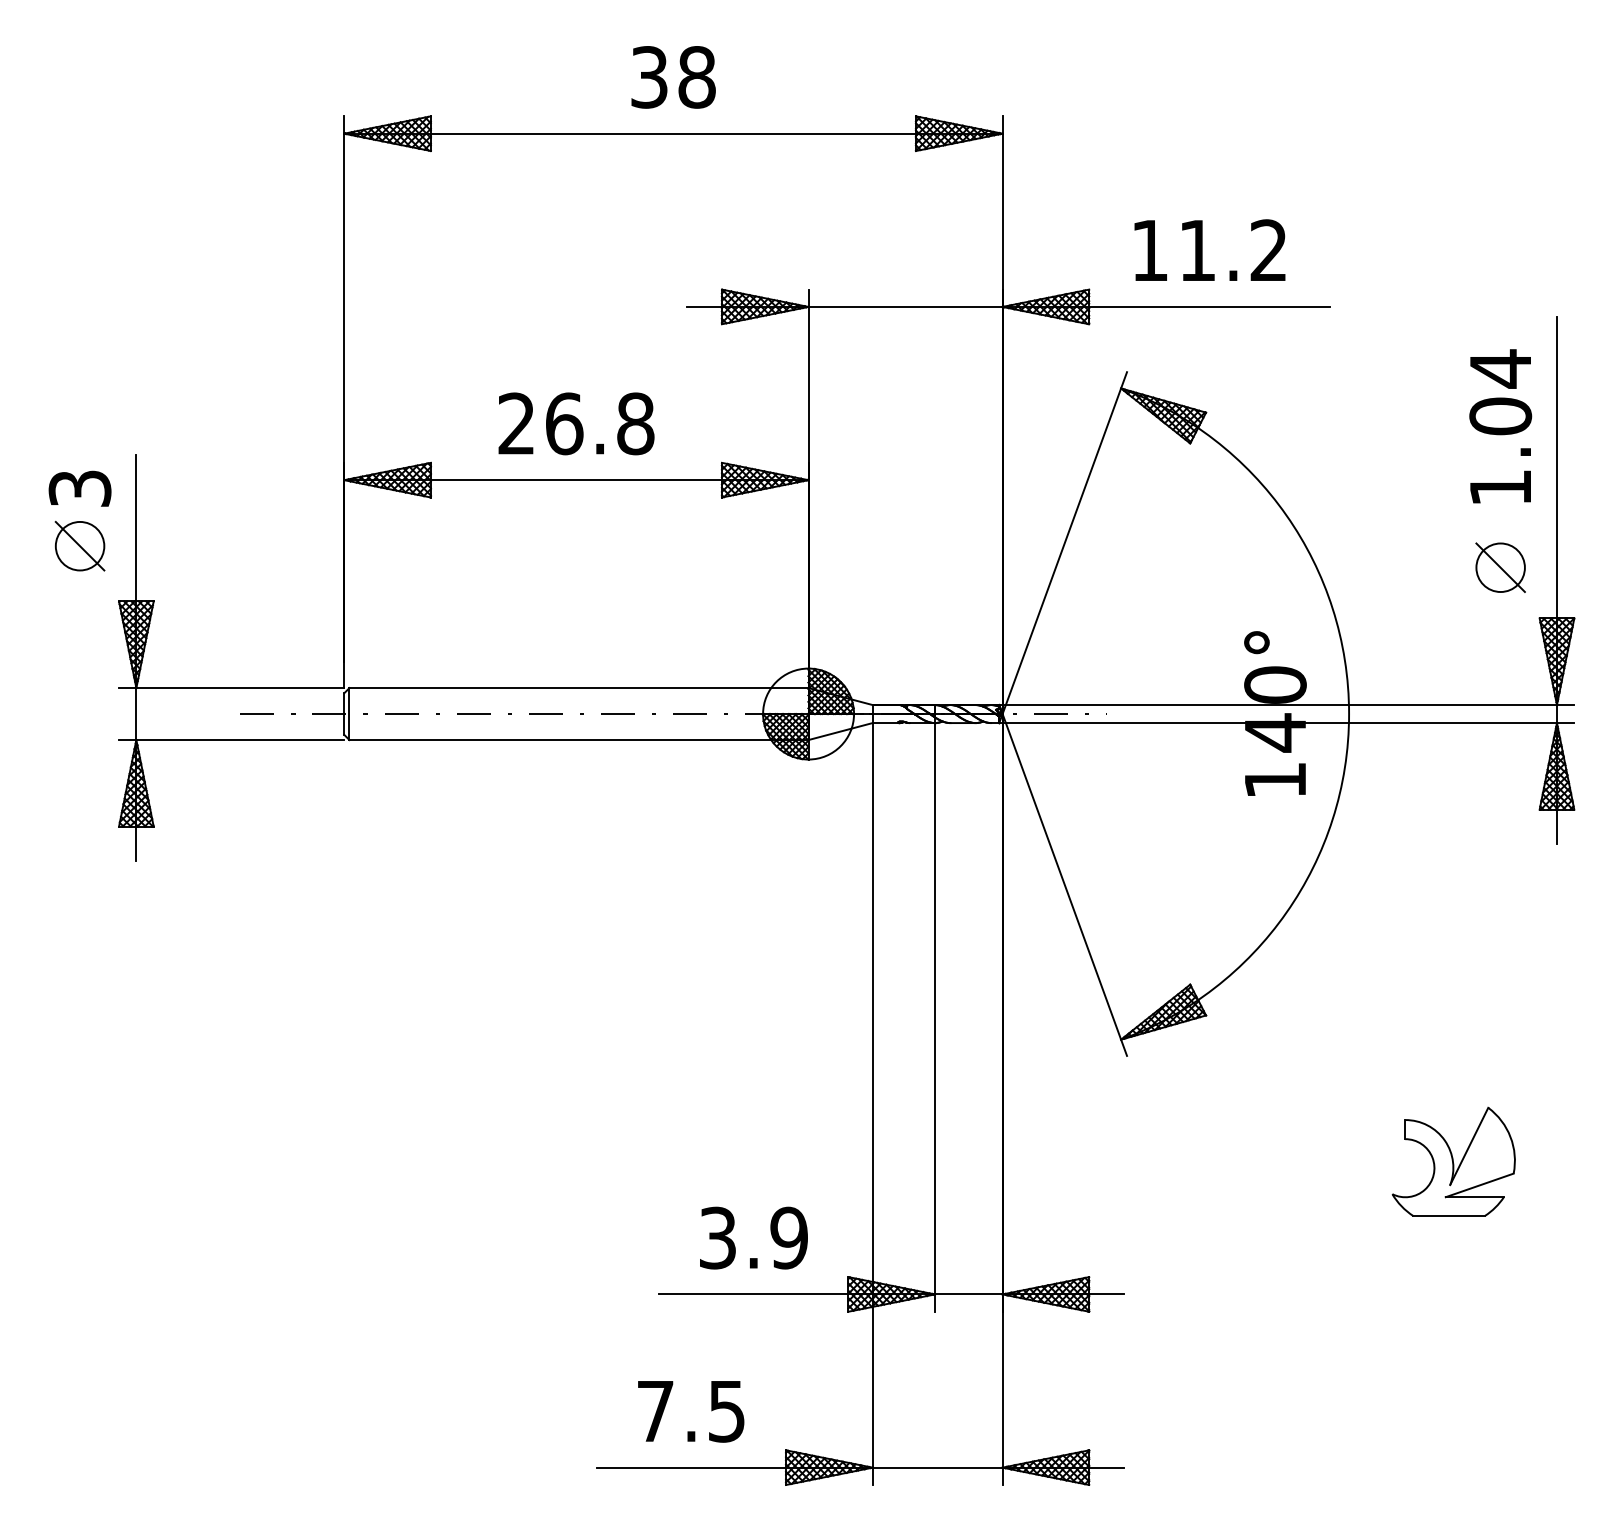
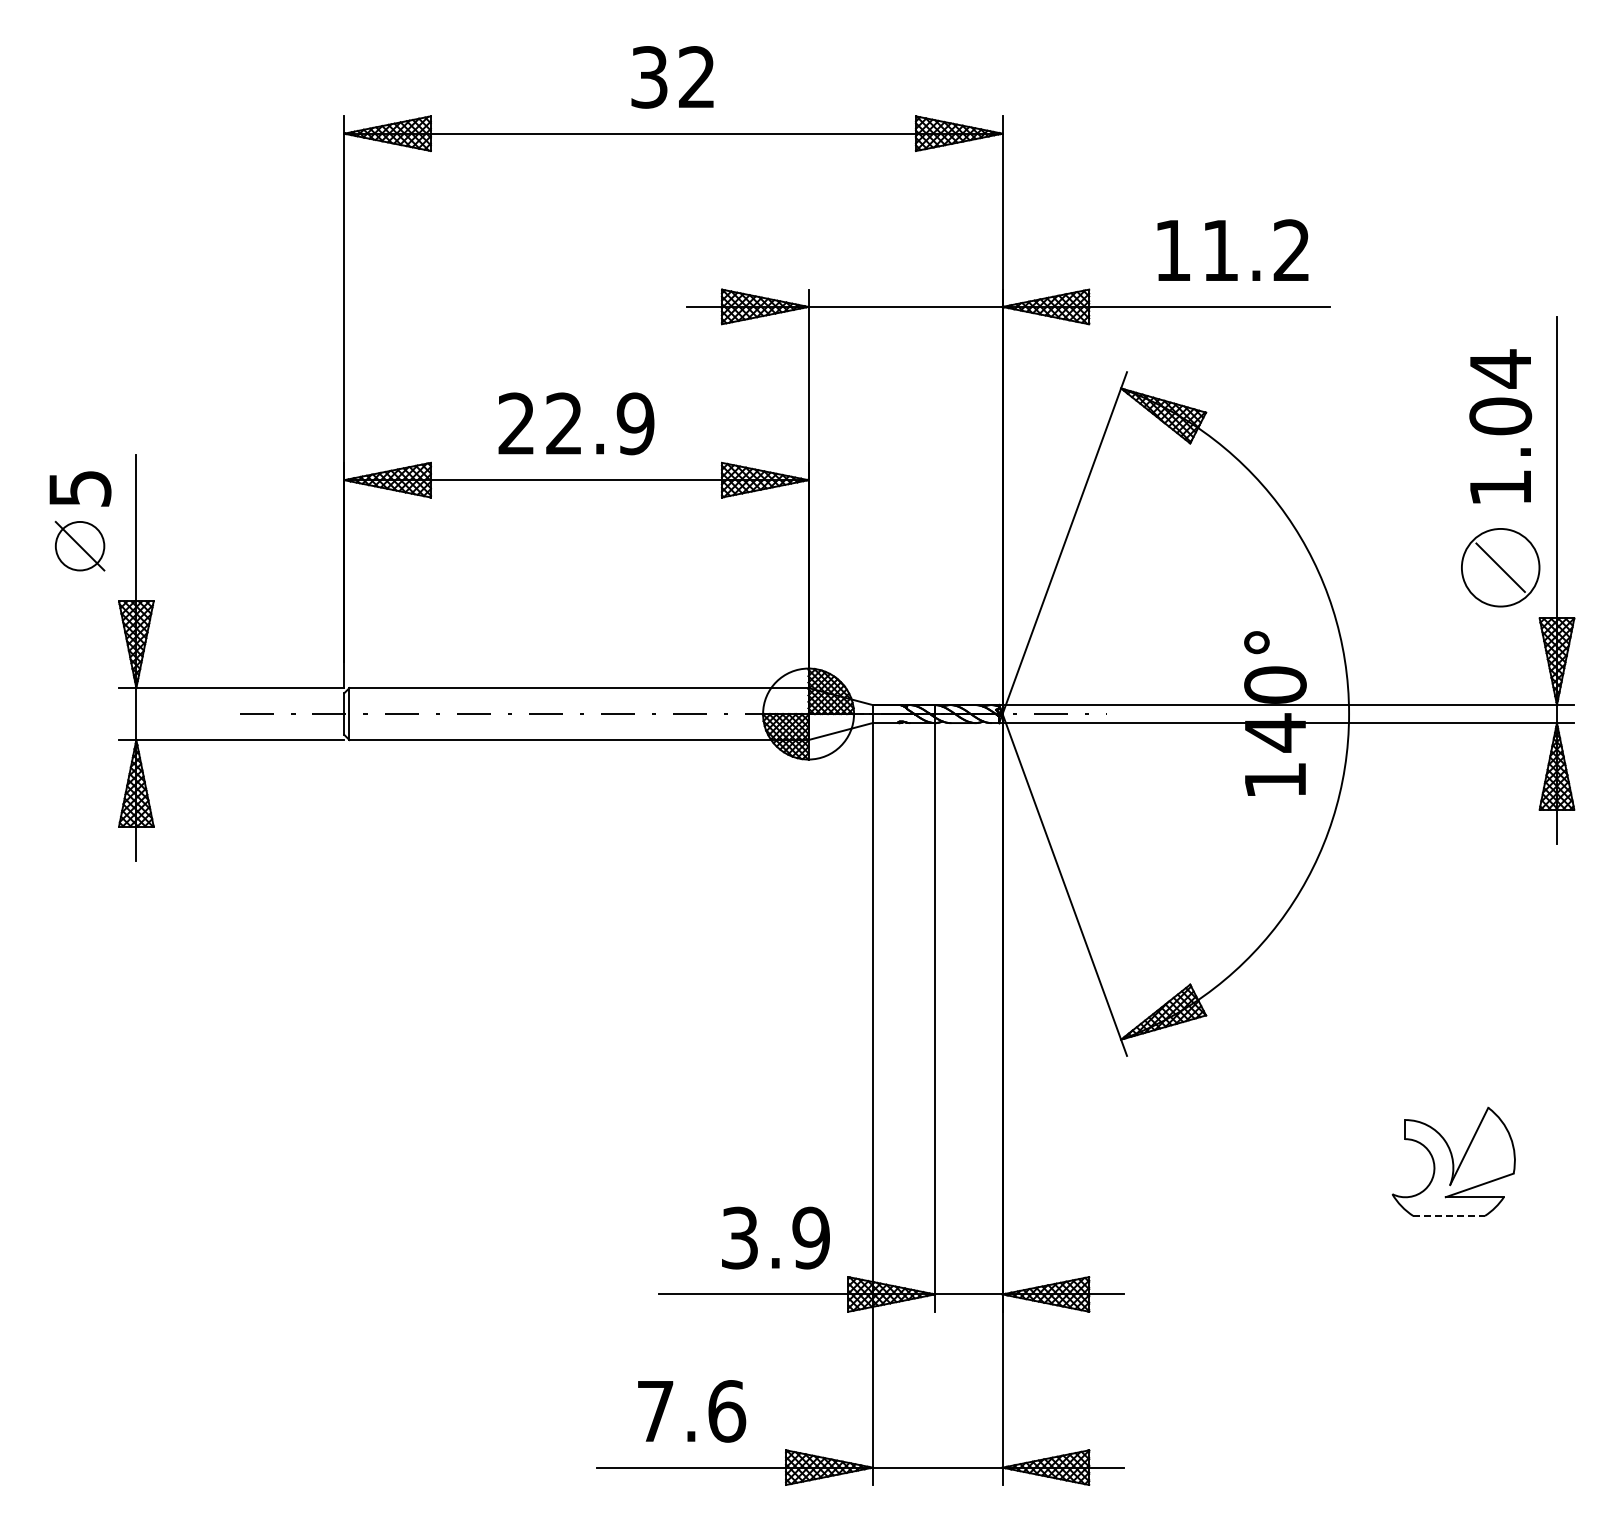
text: 38 -> 32 (696, 77)
text position: (1209, 249) -> (1232, 249) (1232, 249)
text: 26.8 -> 22.9 (600, 423)
text: 3 -> 5 (79, 488)
circle diameter: 49 px -> 78 px (1500, 567)
line: solid -> dashed (1449, 1215)
text position: (753, 1237) -> (775, 1237) (775, 1237)
text: 7.5 -> 7.6 (727, 1411)
